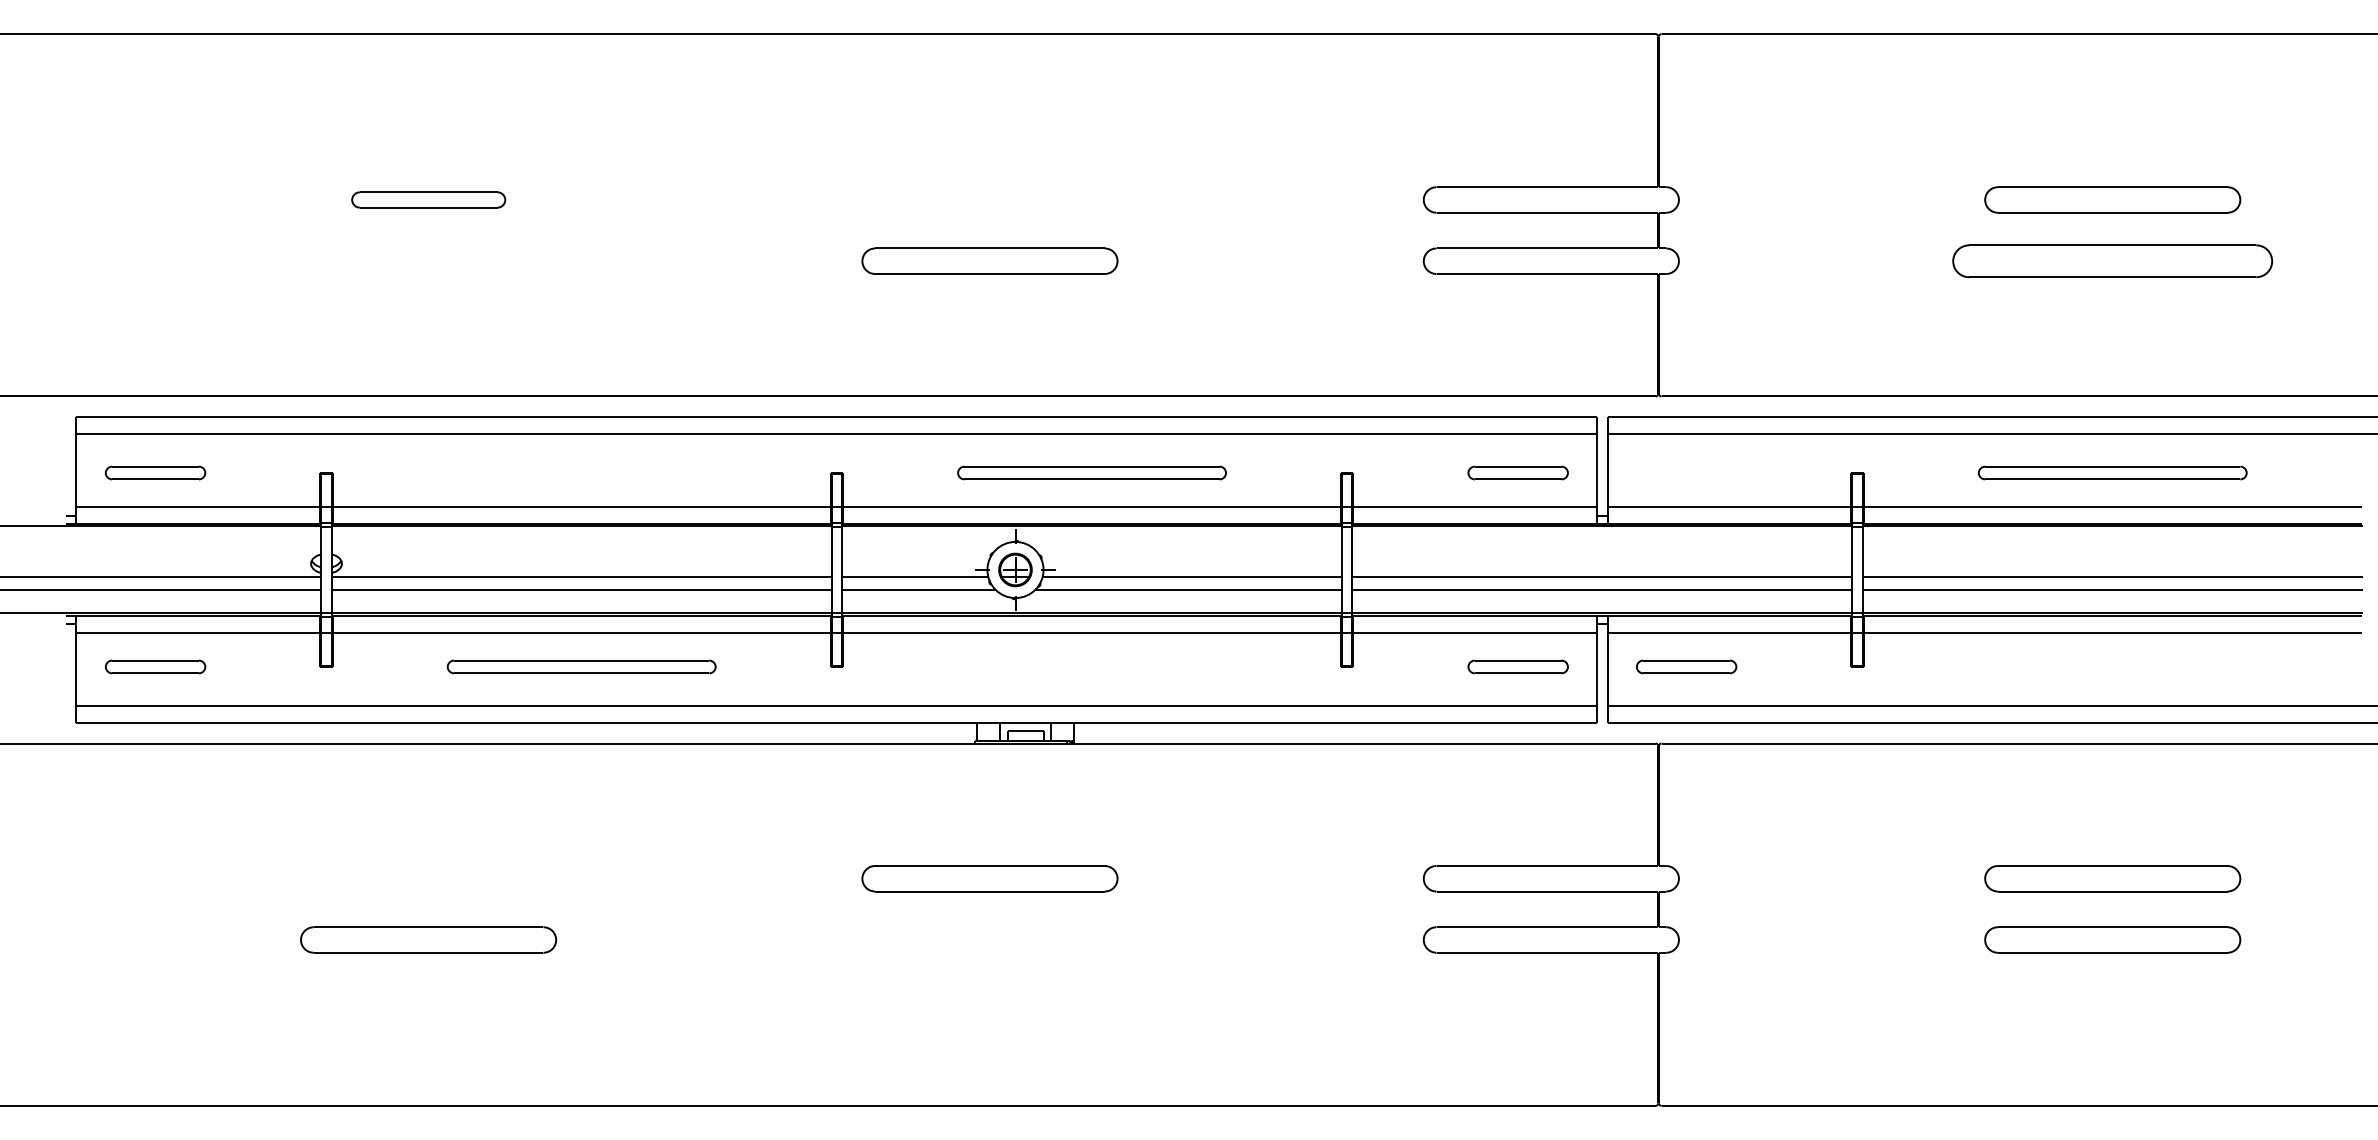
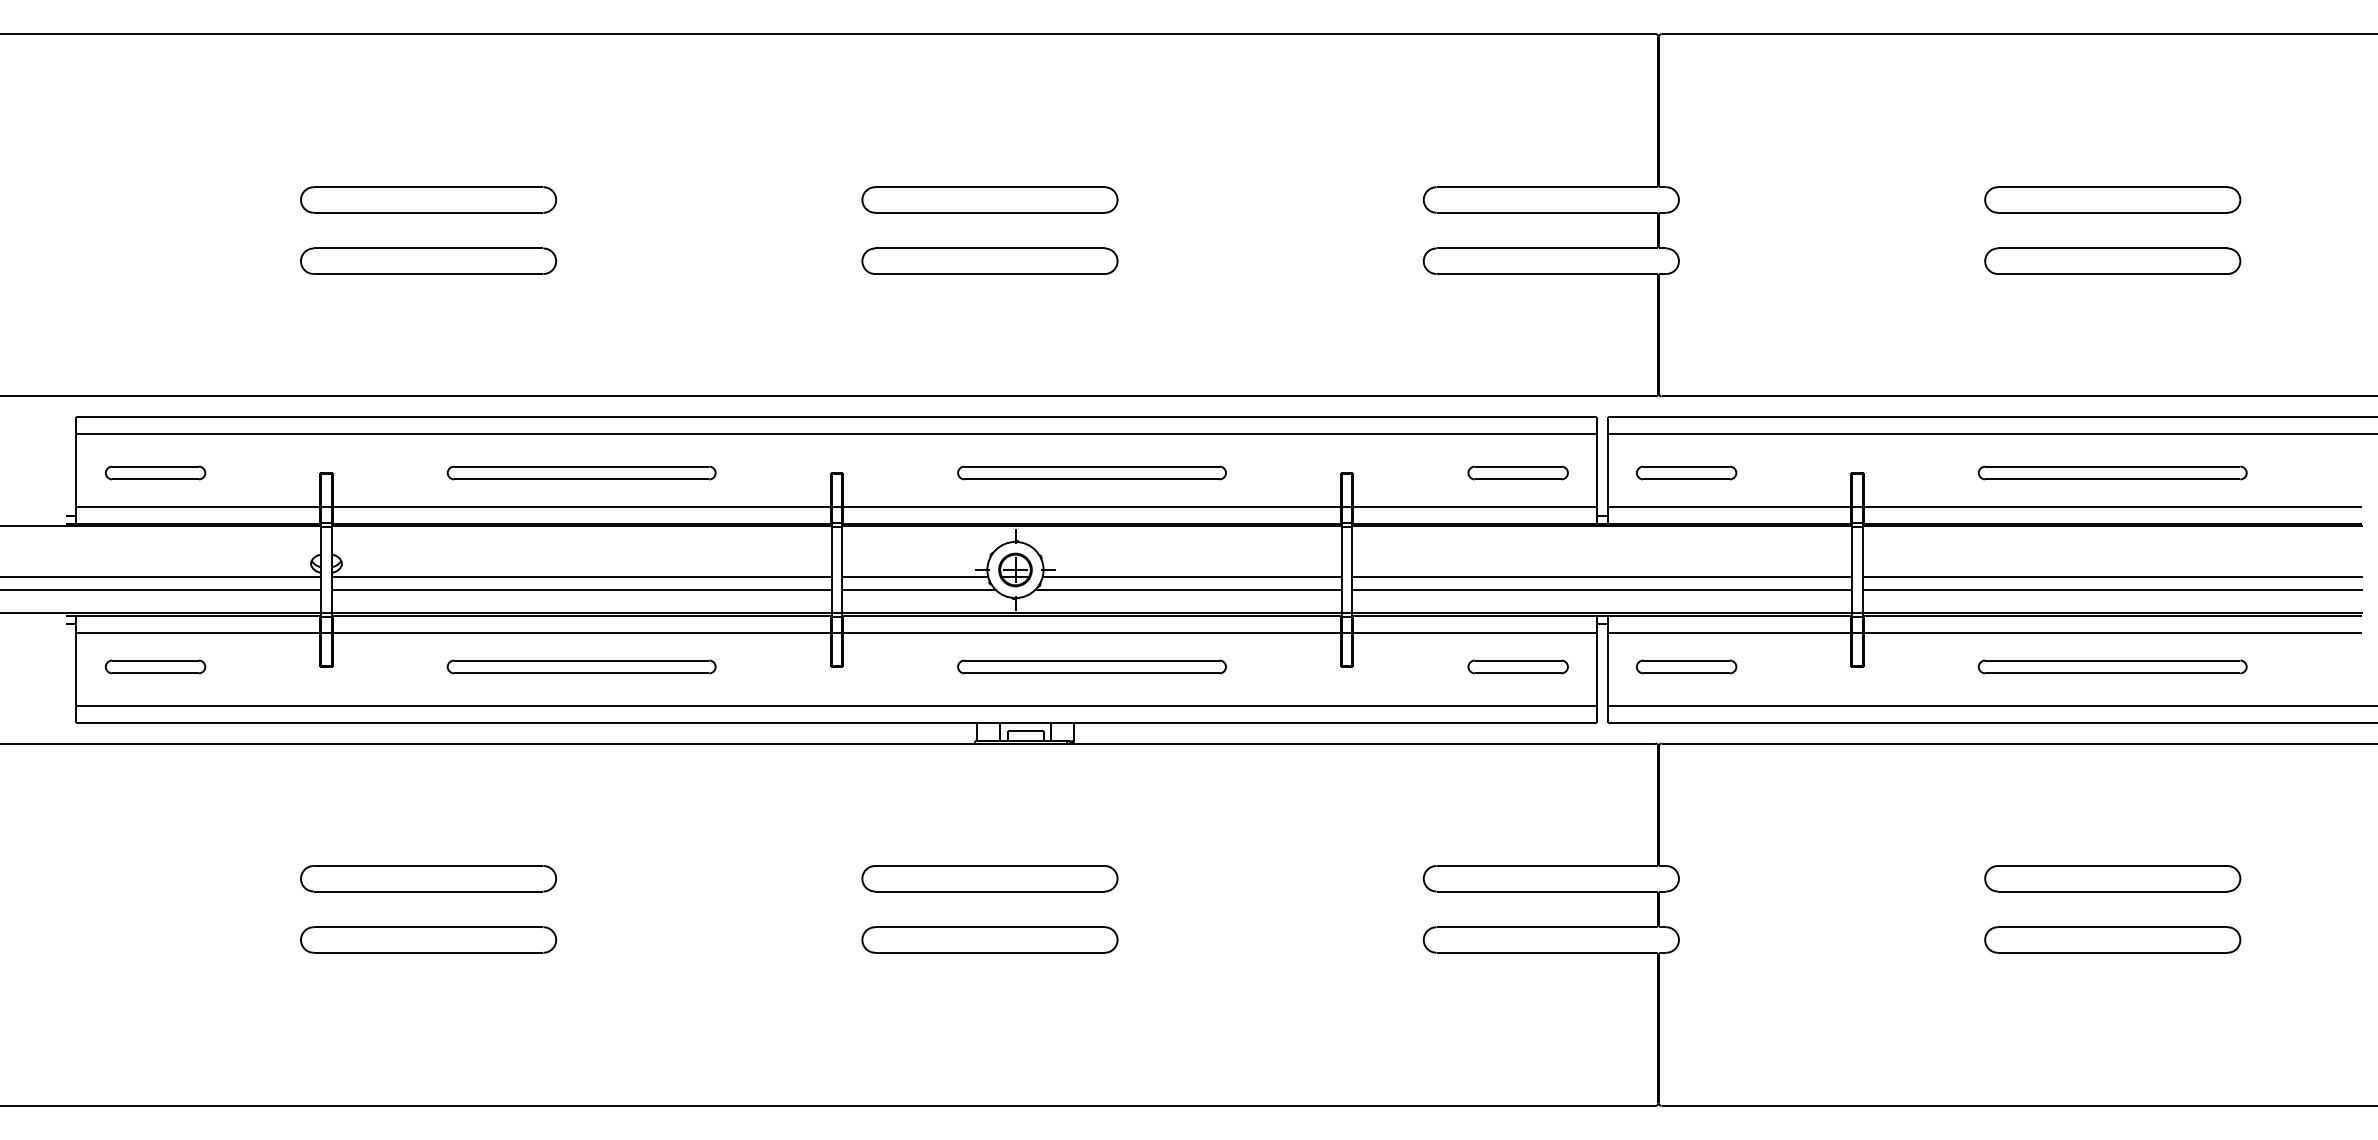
part size: 156x18 px -> 258x28 px (428, 199)
part: none -> present (989, 199)
part: none -> present (428, 260)
part size: 322x35 px -> 258x28 px (2112, 260)
part: none -> present (581, 472)
part: none -> present (1686, 472)
part: none -> present (1091, 666)
part: none -> present (2112, 666)
part: none -> present (428, 878)
part: none -> present (989, 939)
